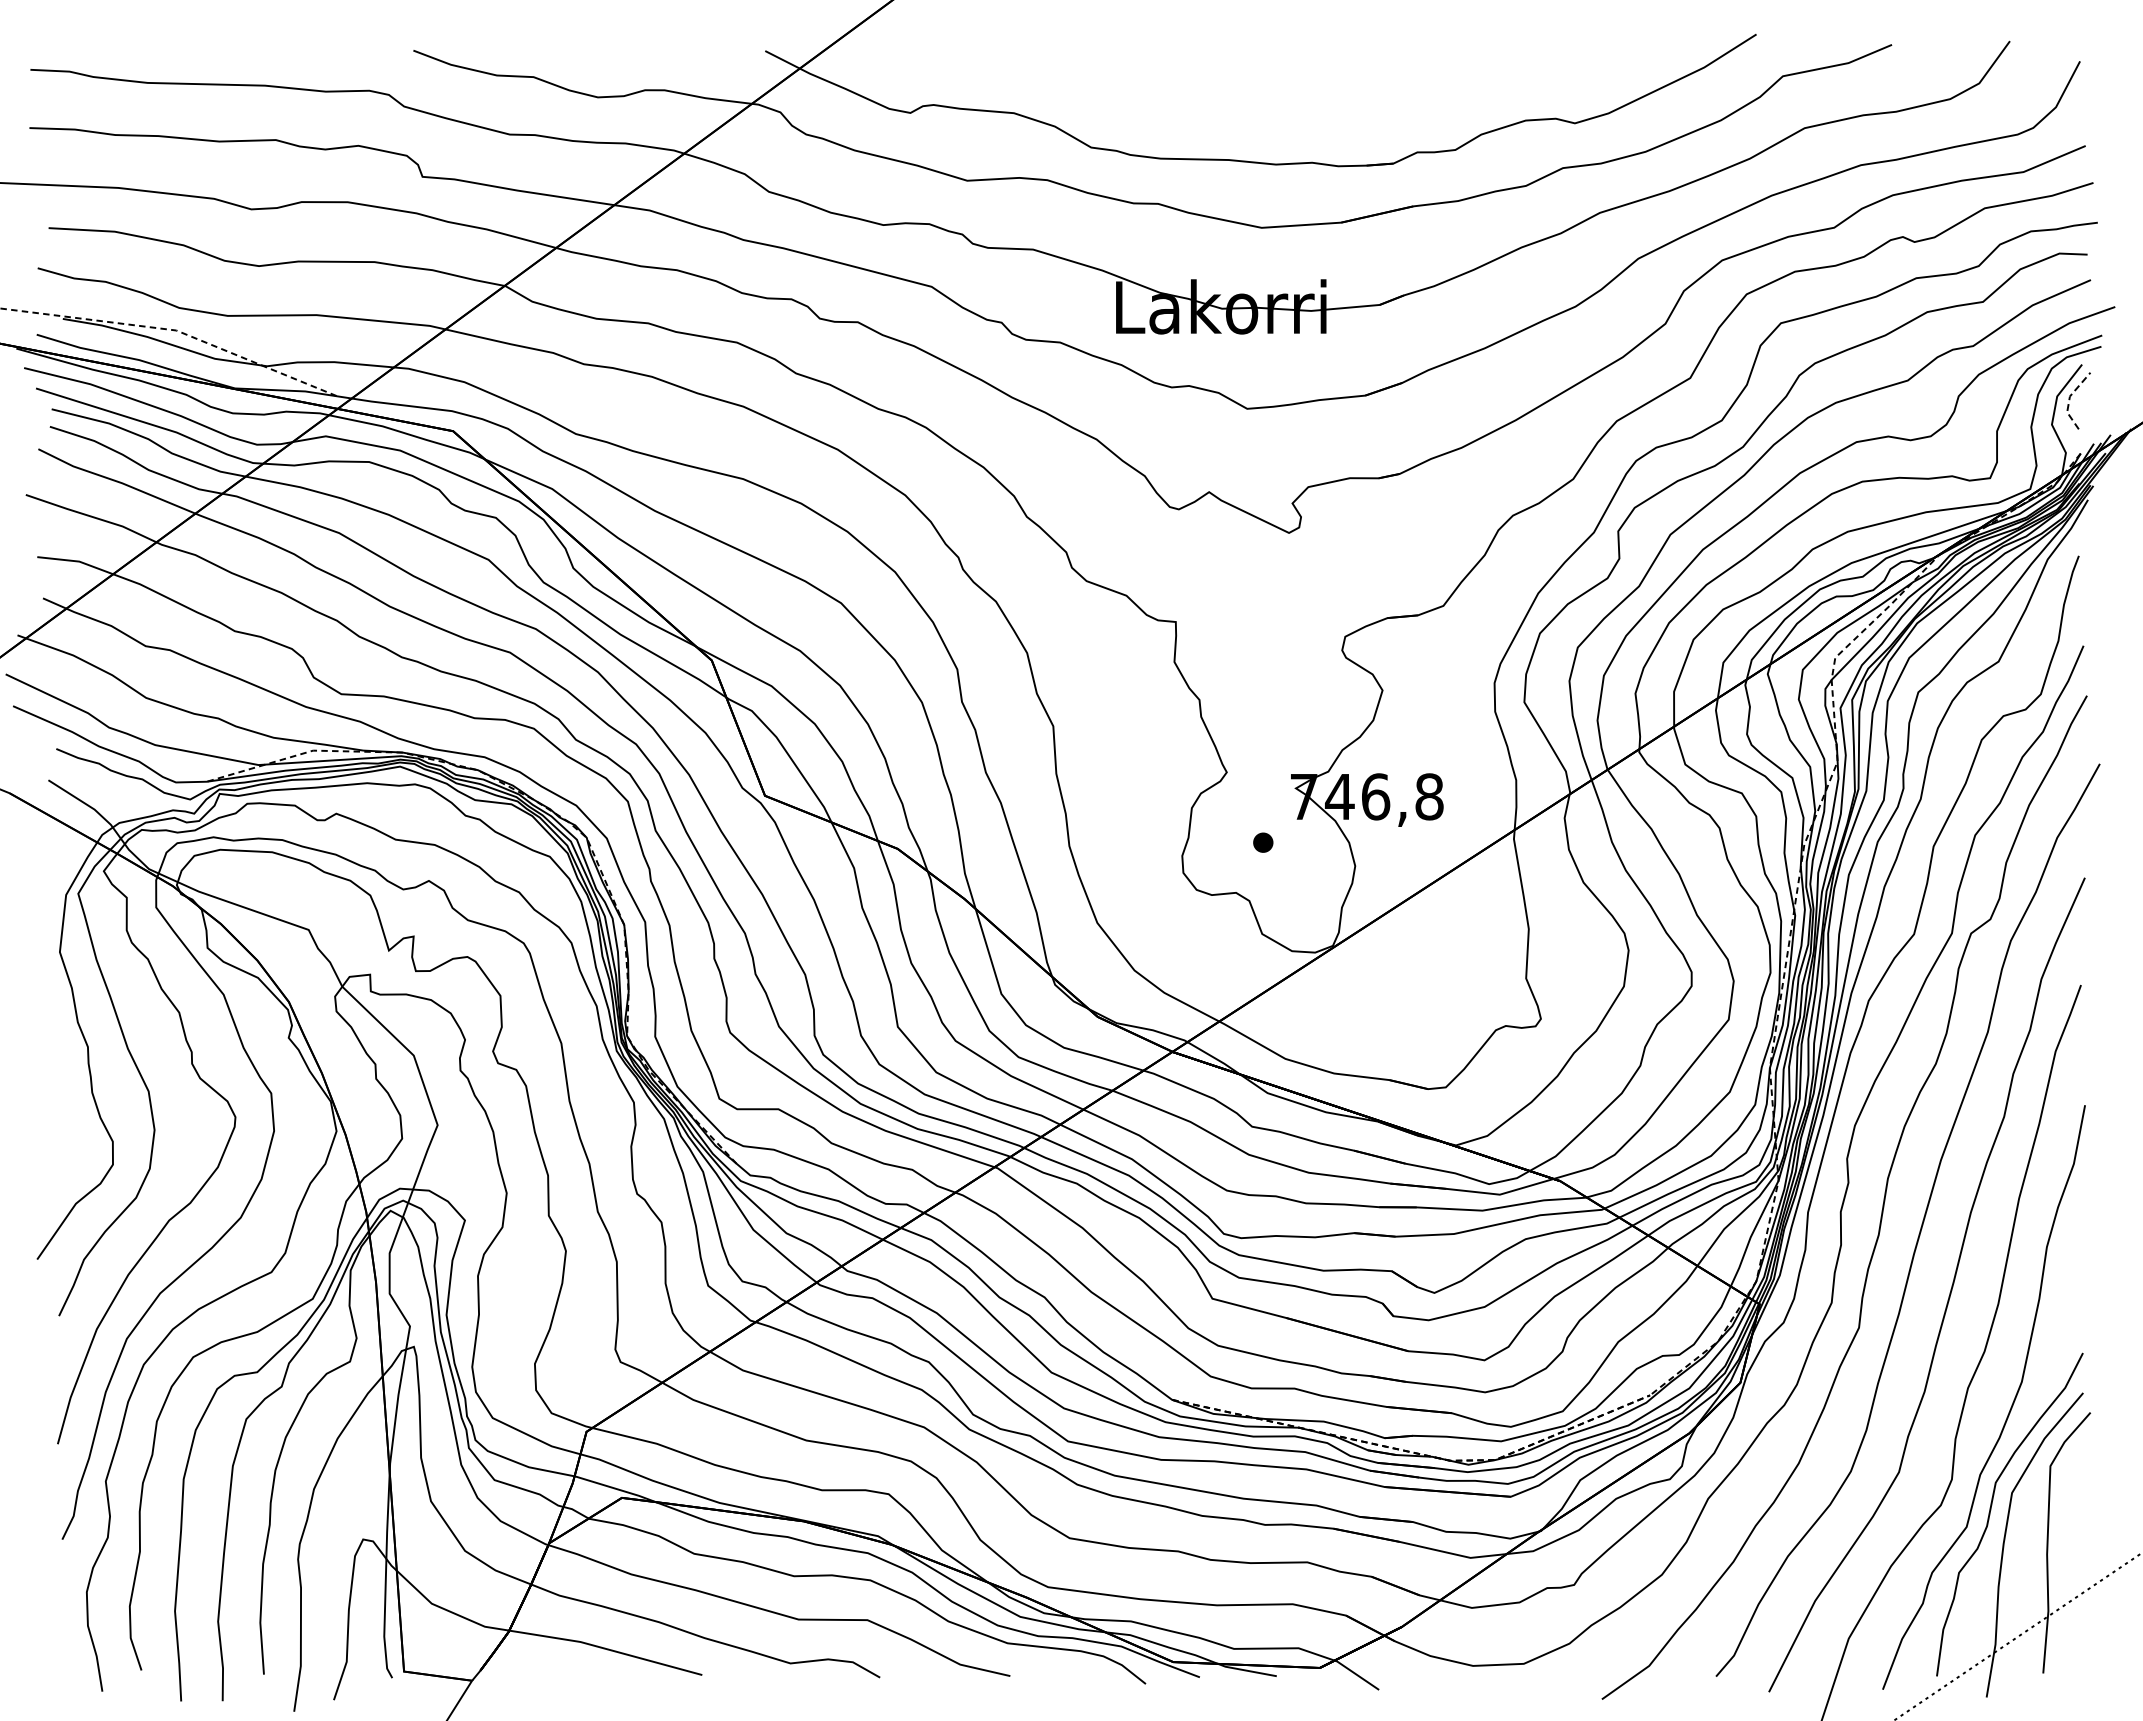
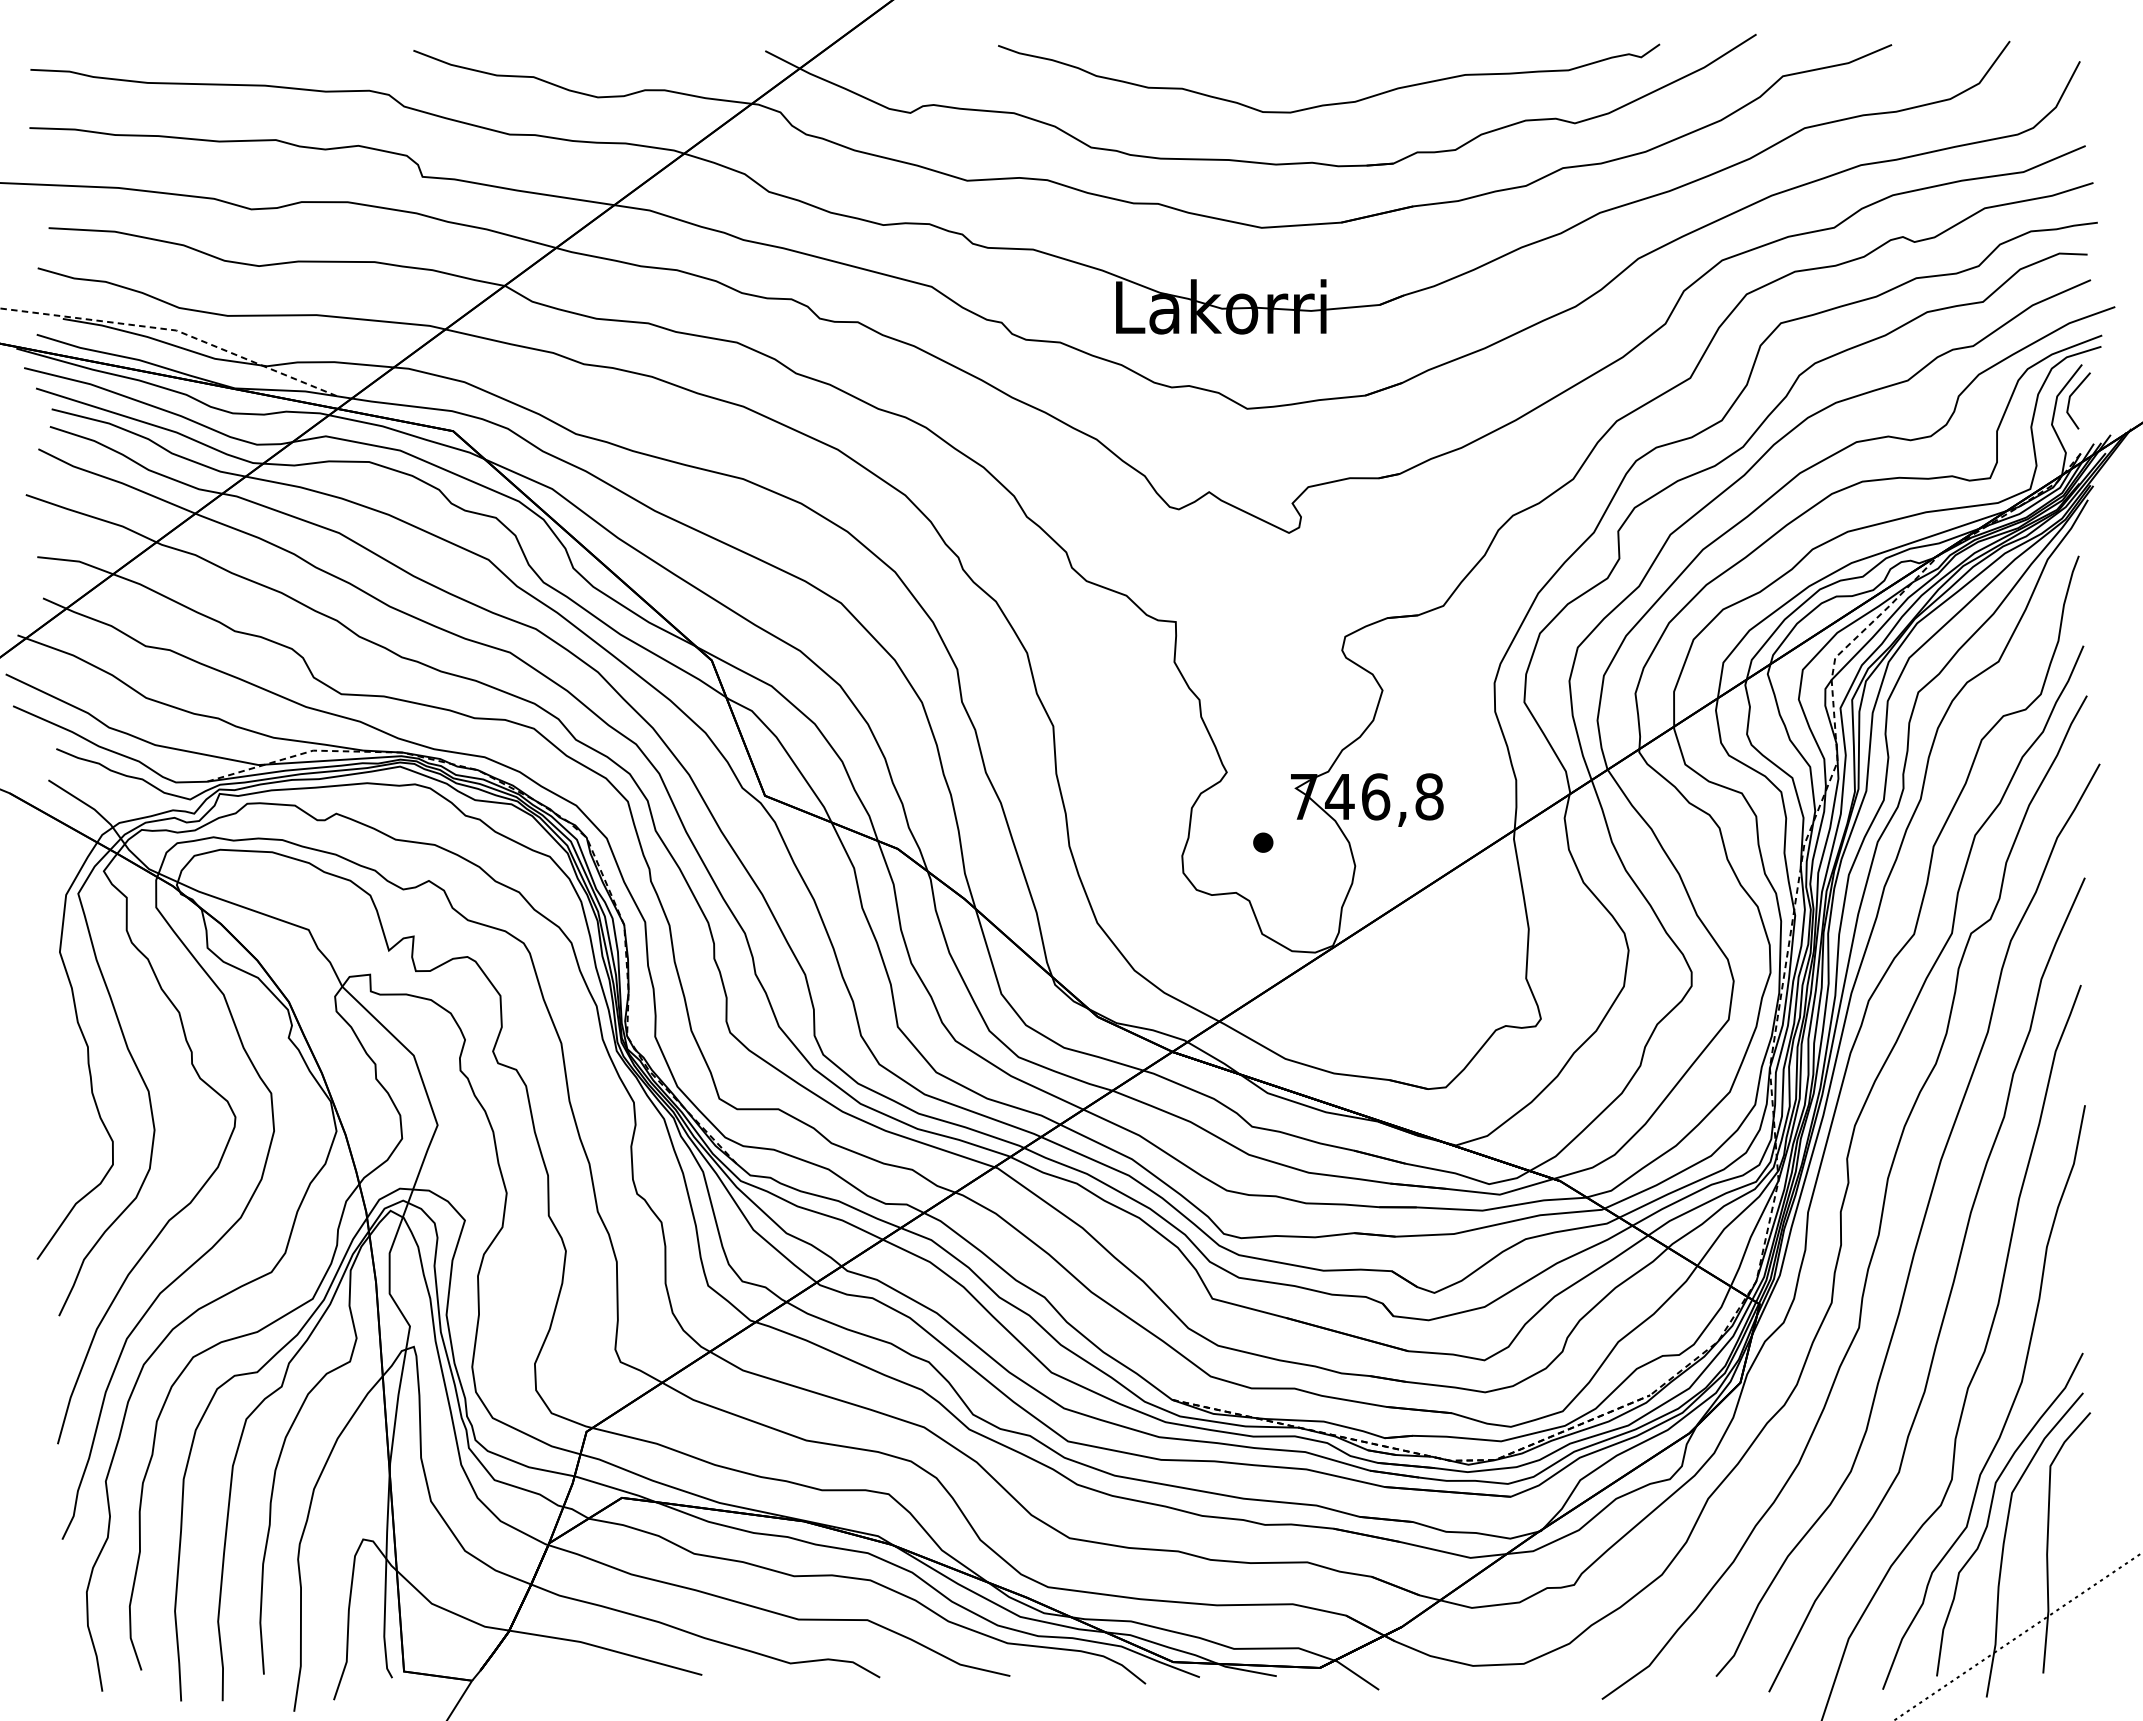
curve: none -> present (1329, 103)
line: dashed -> solid (2069, 399)
